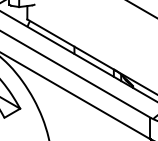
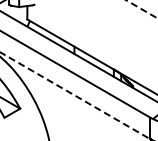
line: solid -> dashed (141, 9)
line: solid -> dashed (75, 95)
